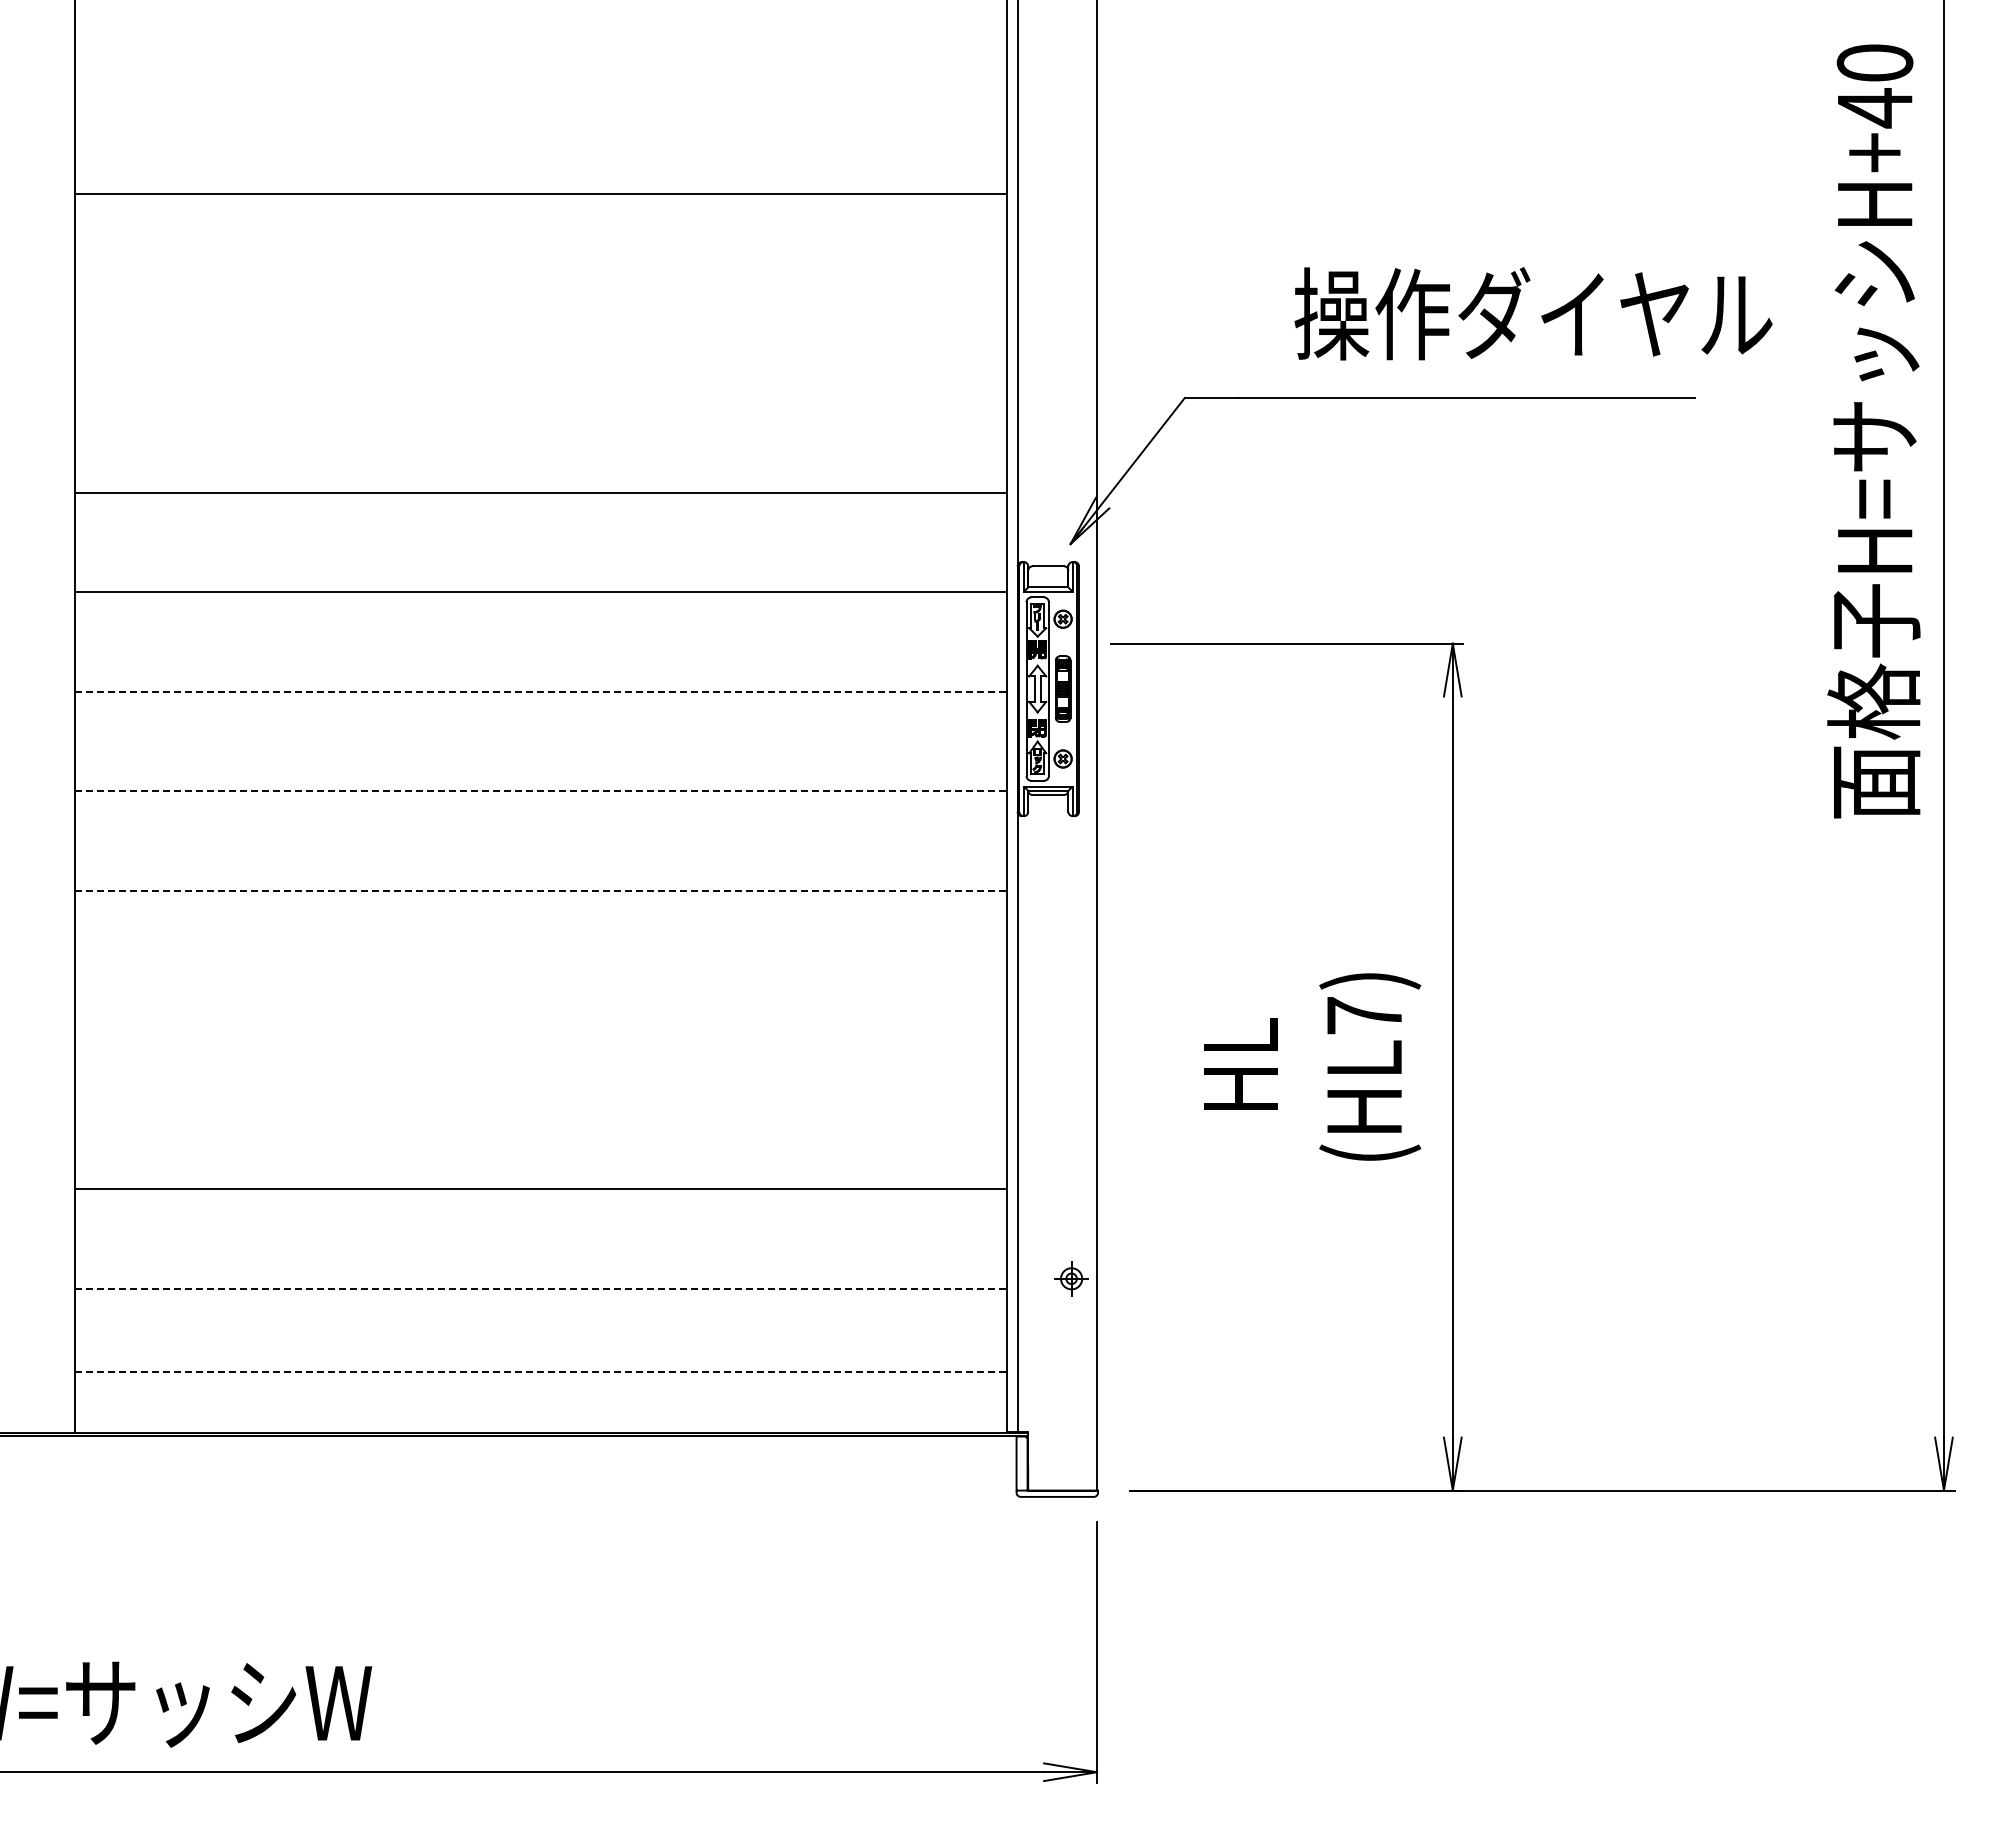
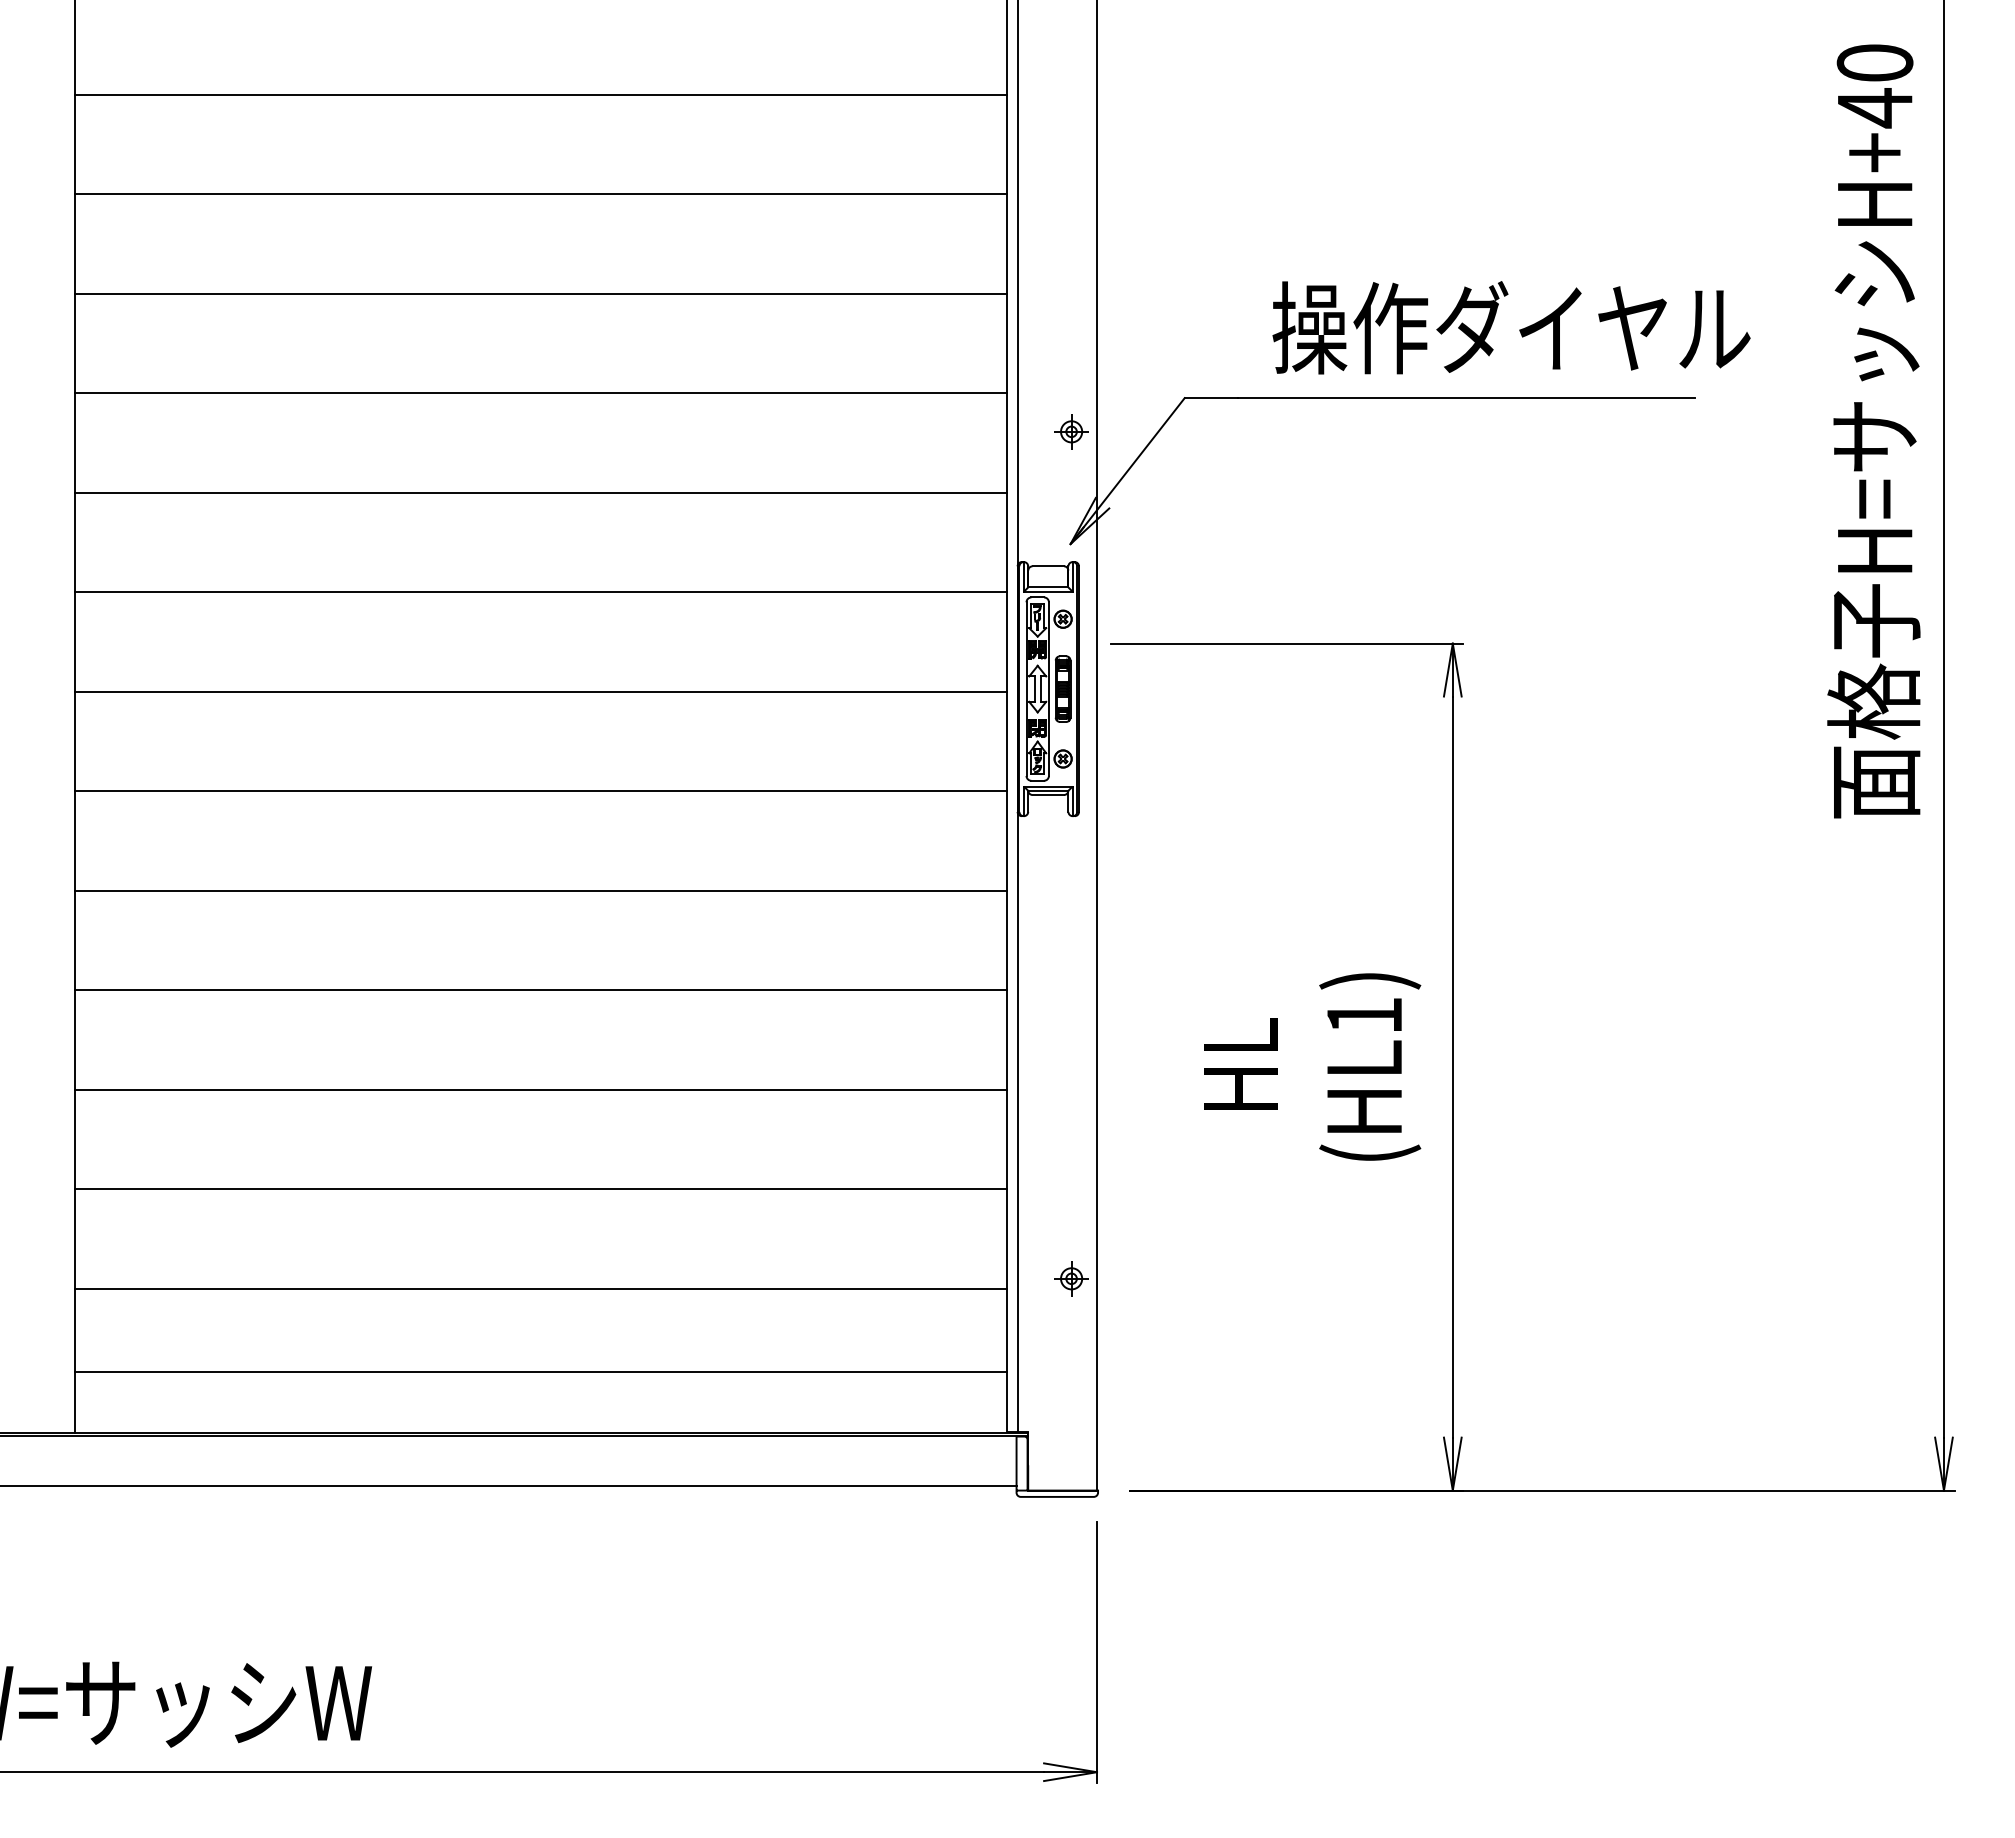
line: none -> present (541, 94)
line: none -> present (541, 293)
text position: (1533, 313) -> (1511, 327) (1511, 327)
line: none -> present (541, 393)
part: none -> present (1071, 431)
line: dashed -> solid (541, 691)
line: dashed -> solid (541, 791)
line: dashed -> solid (541, 890)
line: none -> present (541, 990)
text: (HL7) -> (HL1) (1364, 1015)
line: none -> present (541, 1089)
line: dashed -> solid (541, 1288)
line: dashed -> solid (541, 1371)
line: none -> present (509, 1486)
